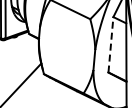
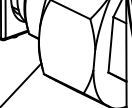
line: dashed -> solid (110, 44)
